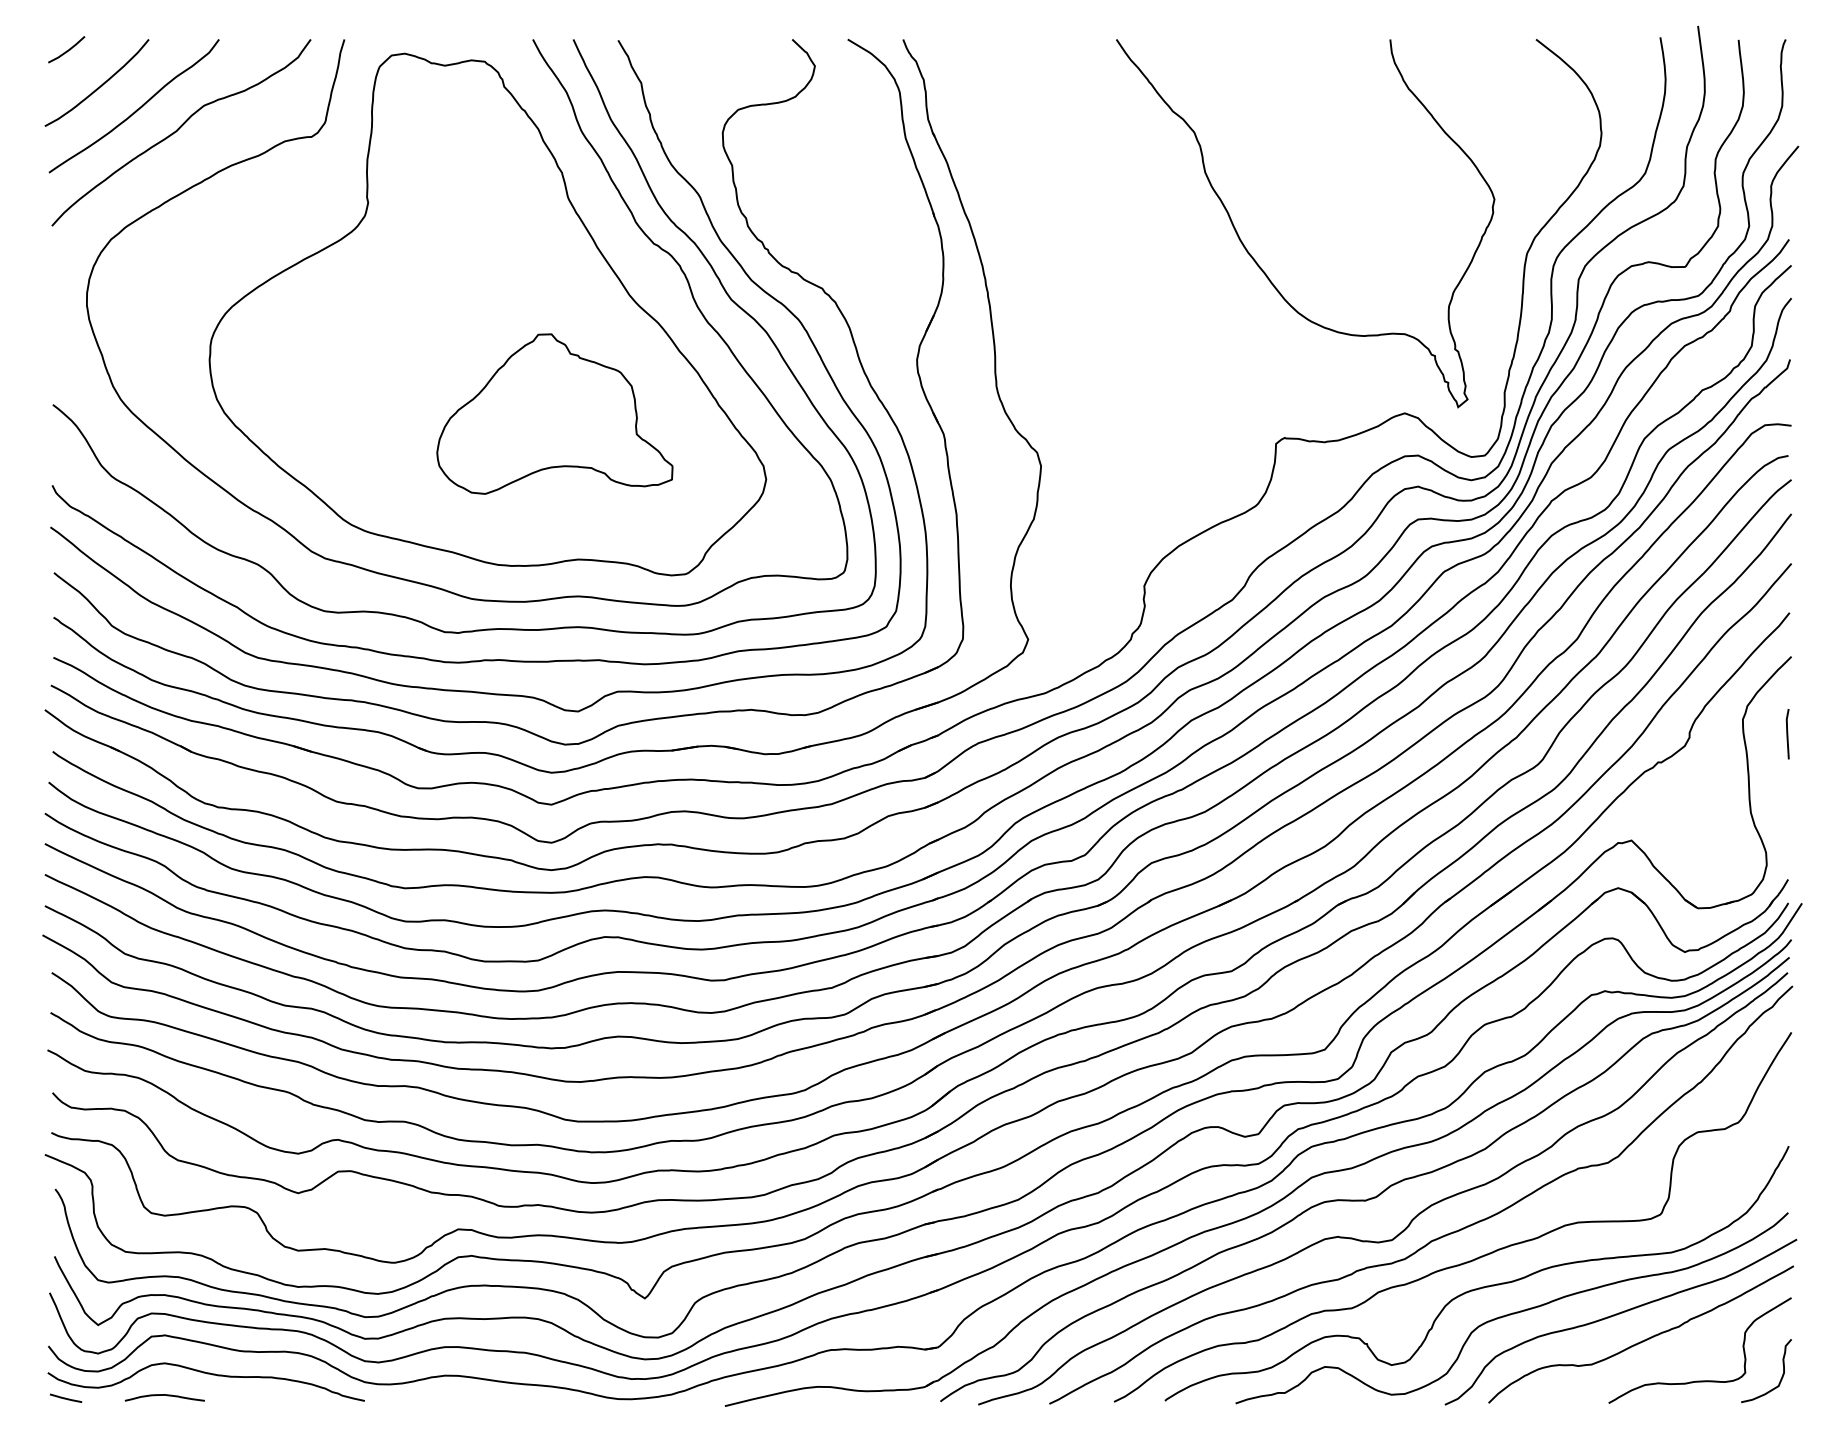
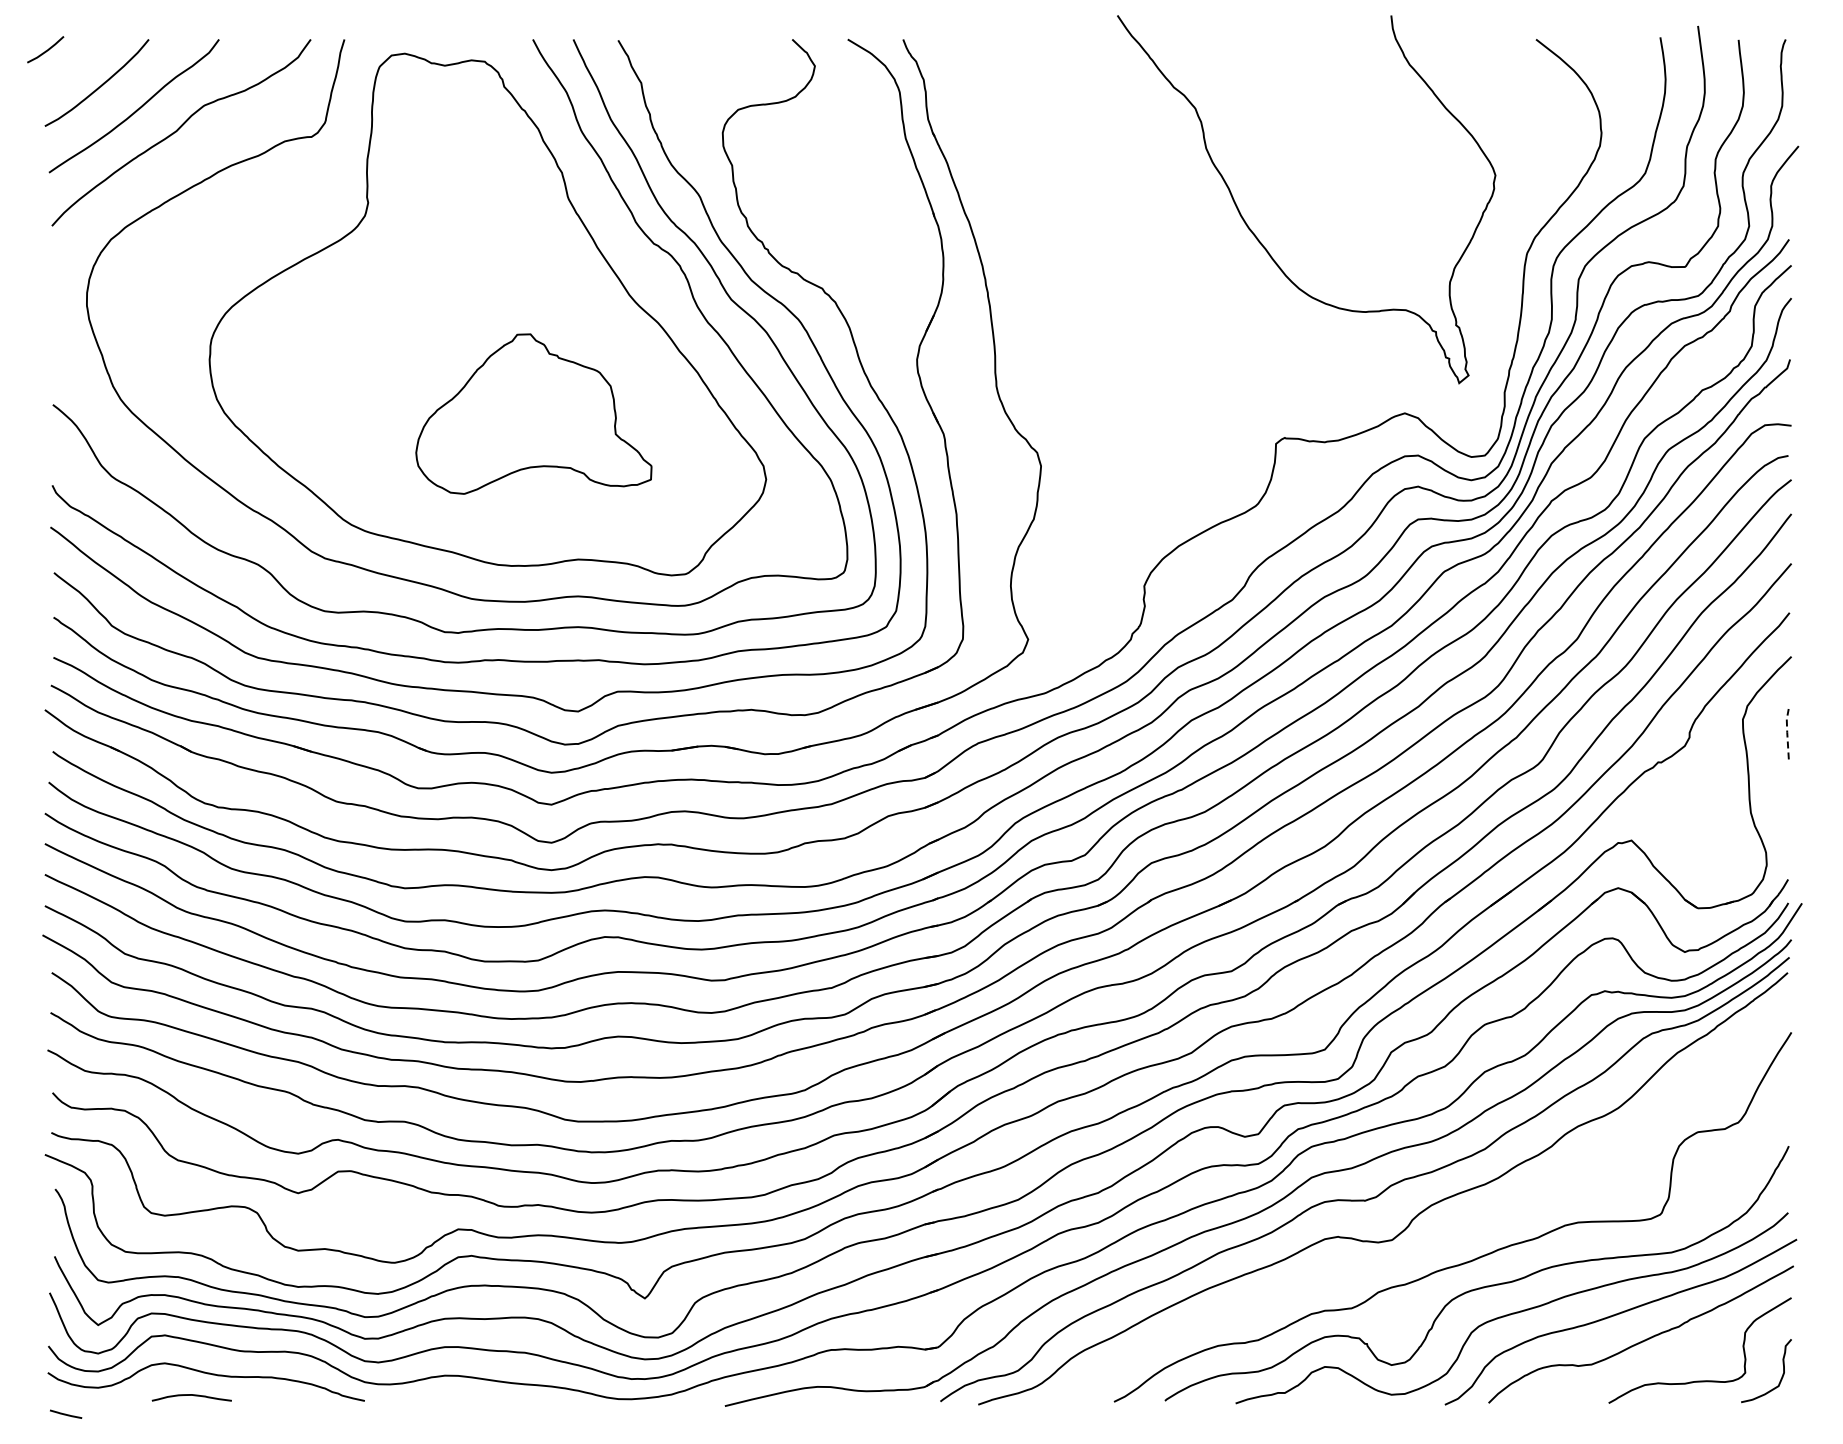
line position: (66, 50) -> (45, 50) (45, 50)
curve position: (1257, 262) -> (1258, 238) (1258, 238)
part position: (554, 413) -> (533, 413) (533, 413)
line: solid -> dashed (1787, 732)
curve: present -> none (1437, 1237)
curve position: (164, 1395) -> (191, 1395) (191, 1395)
line position: (65, 1397) -> (65, 1413) (65, 1413)
